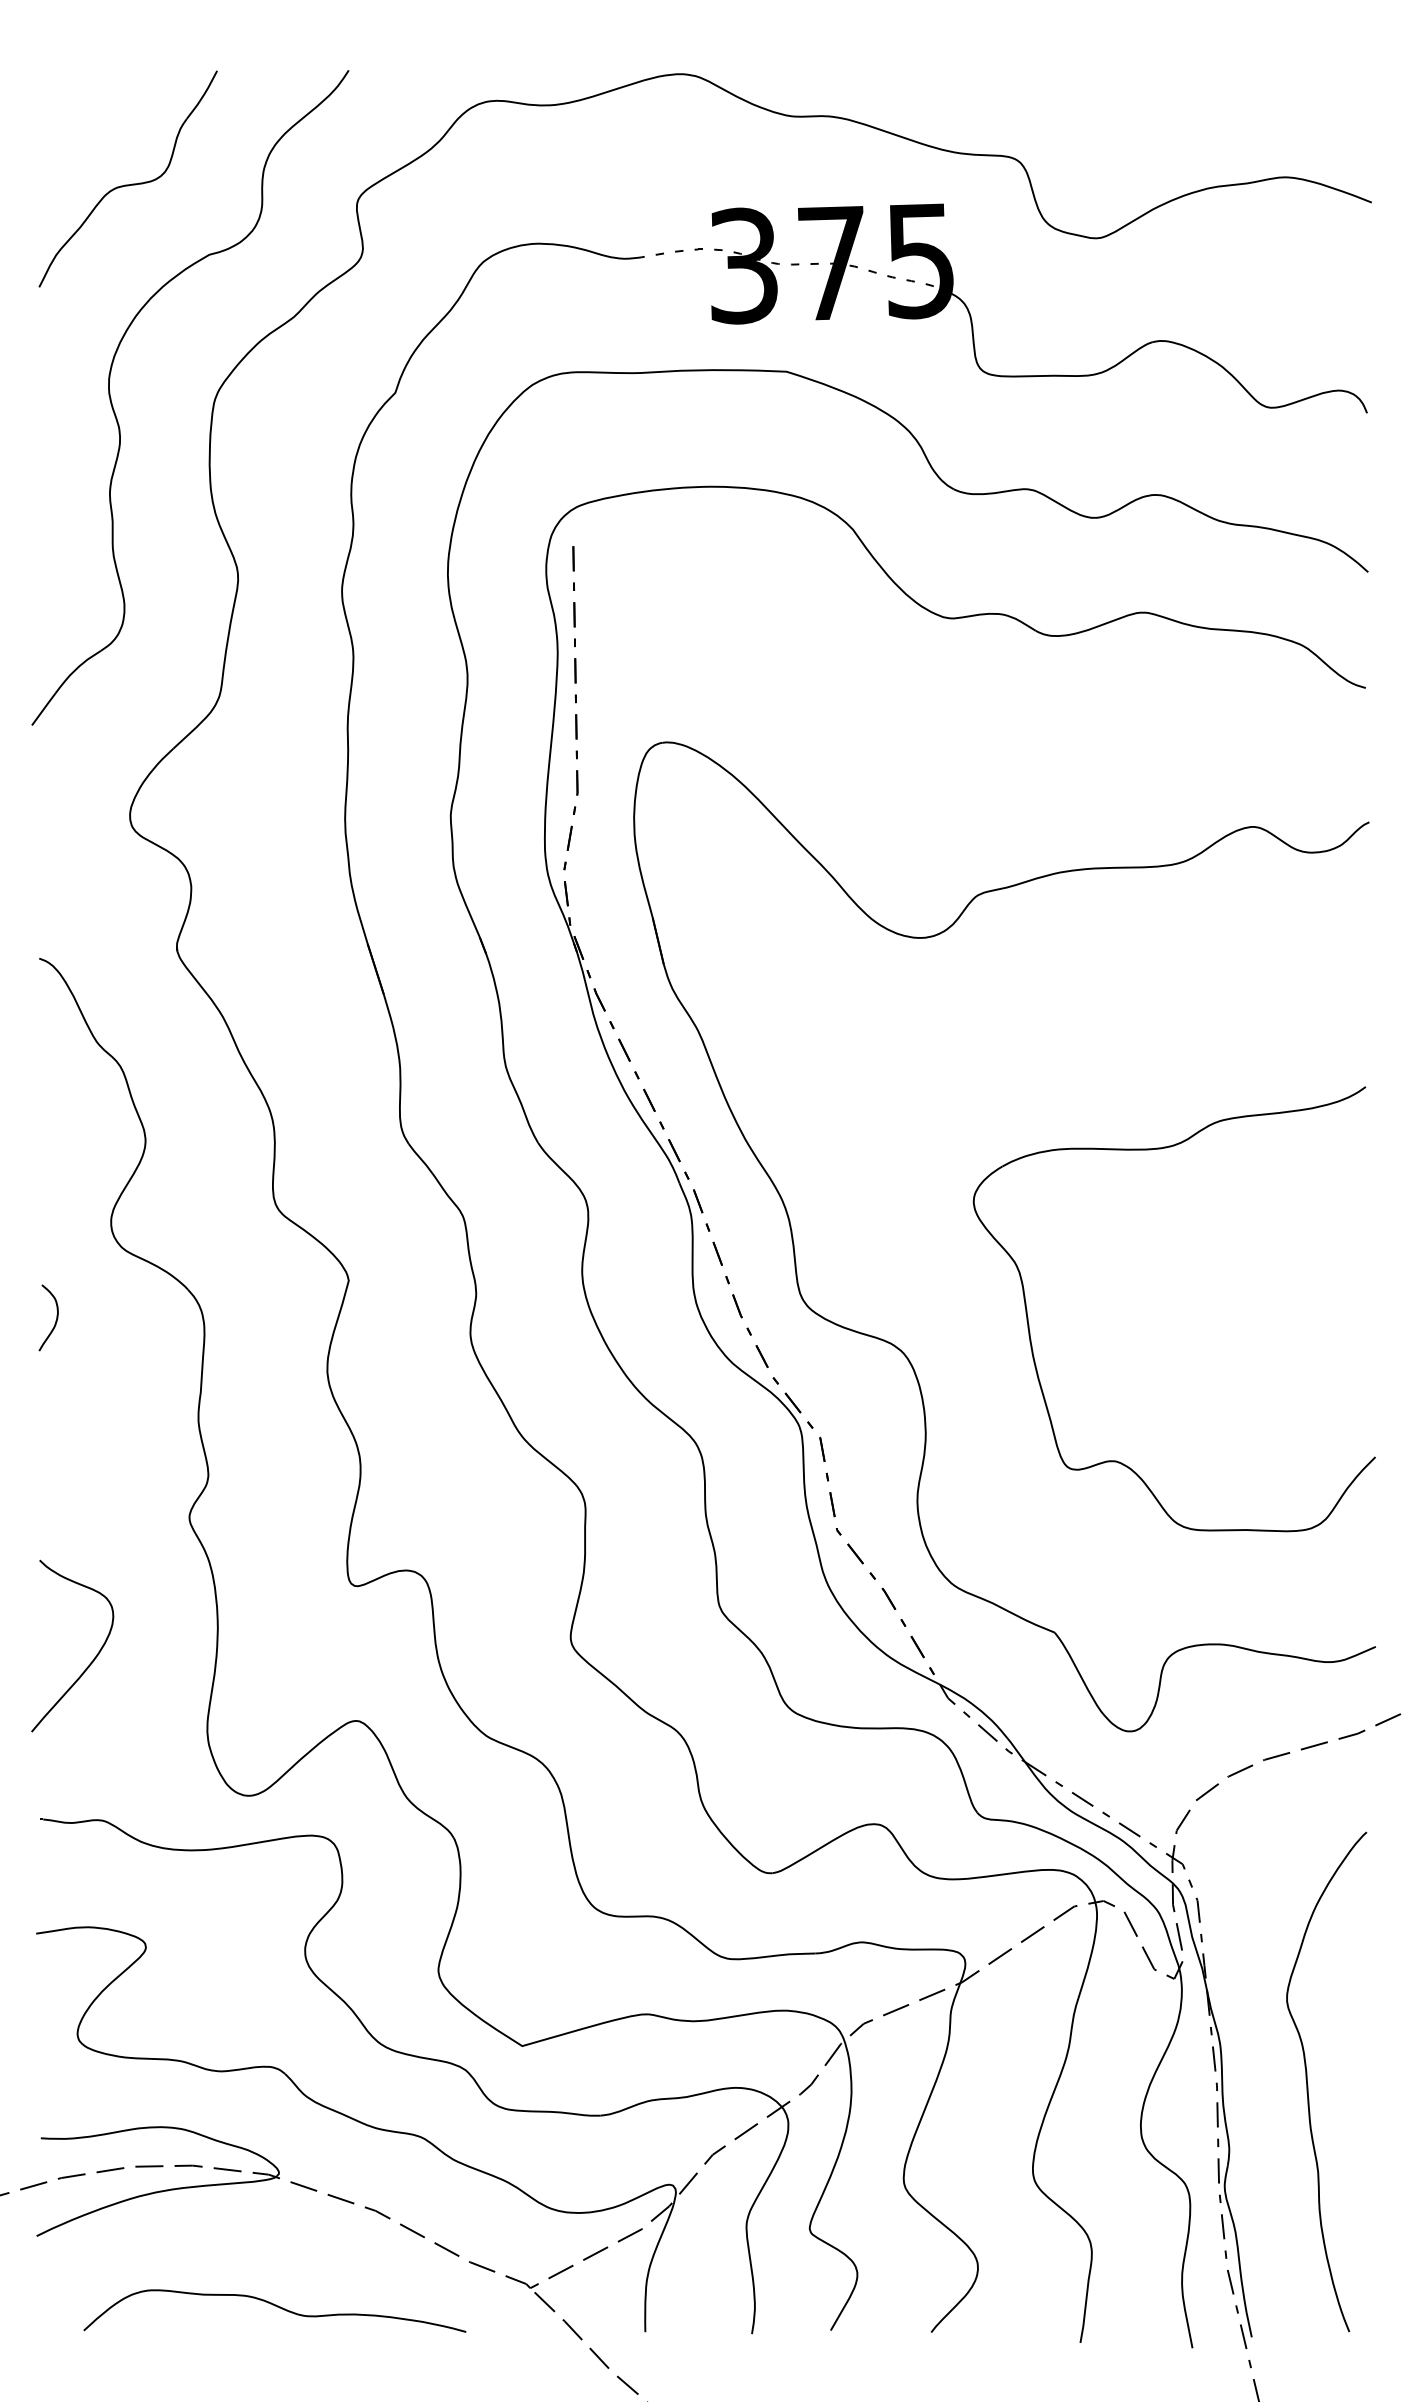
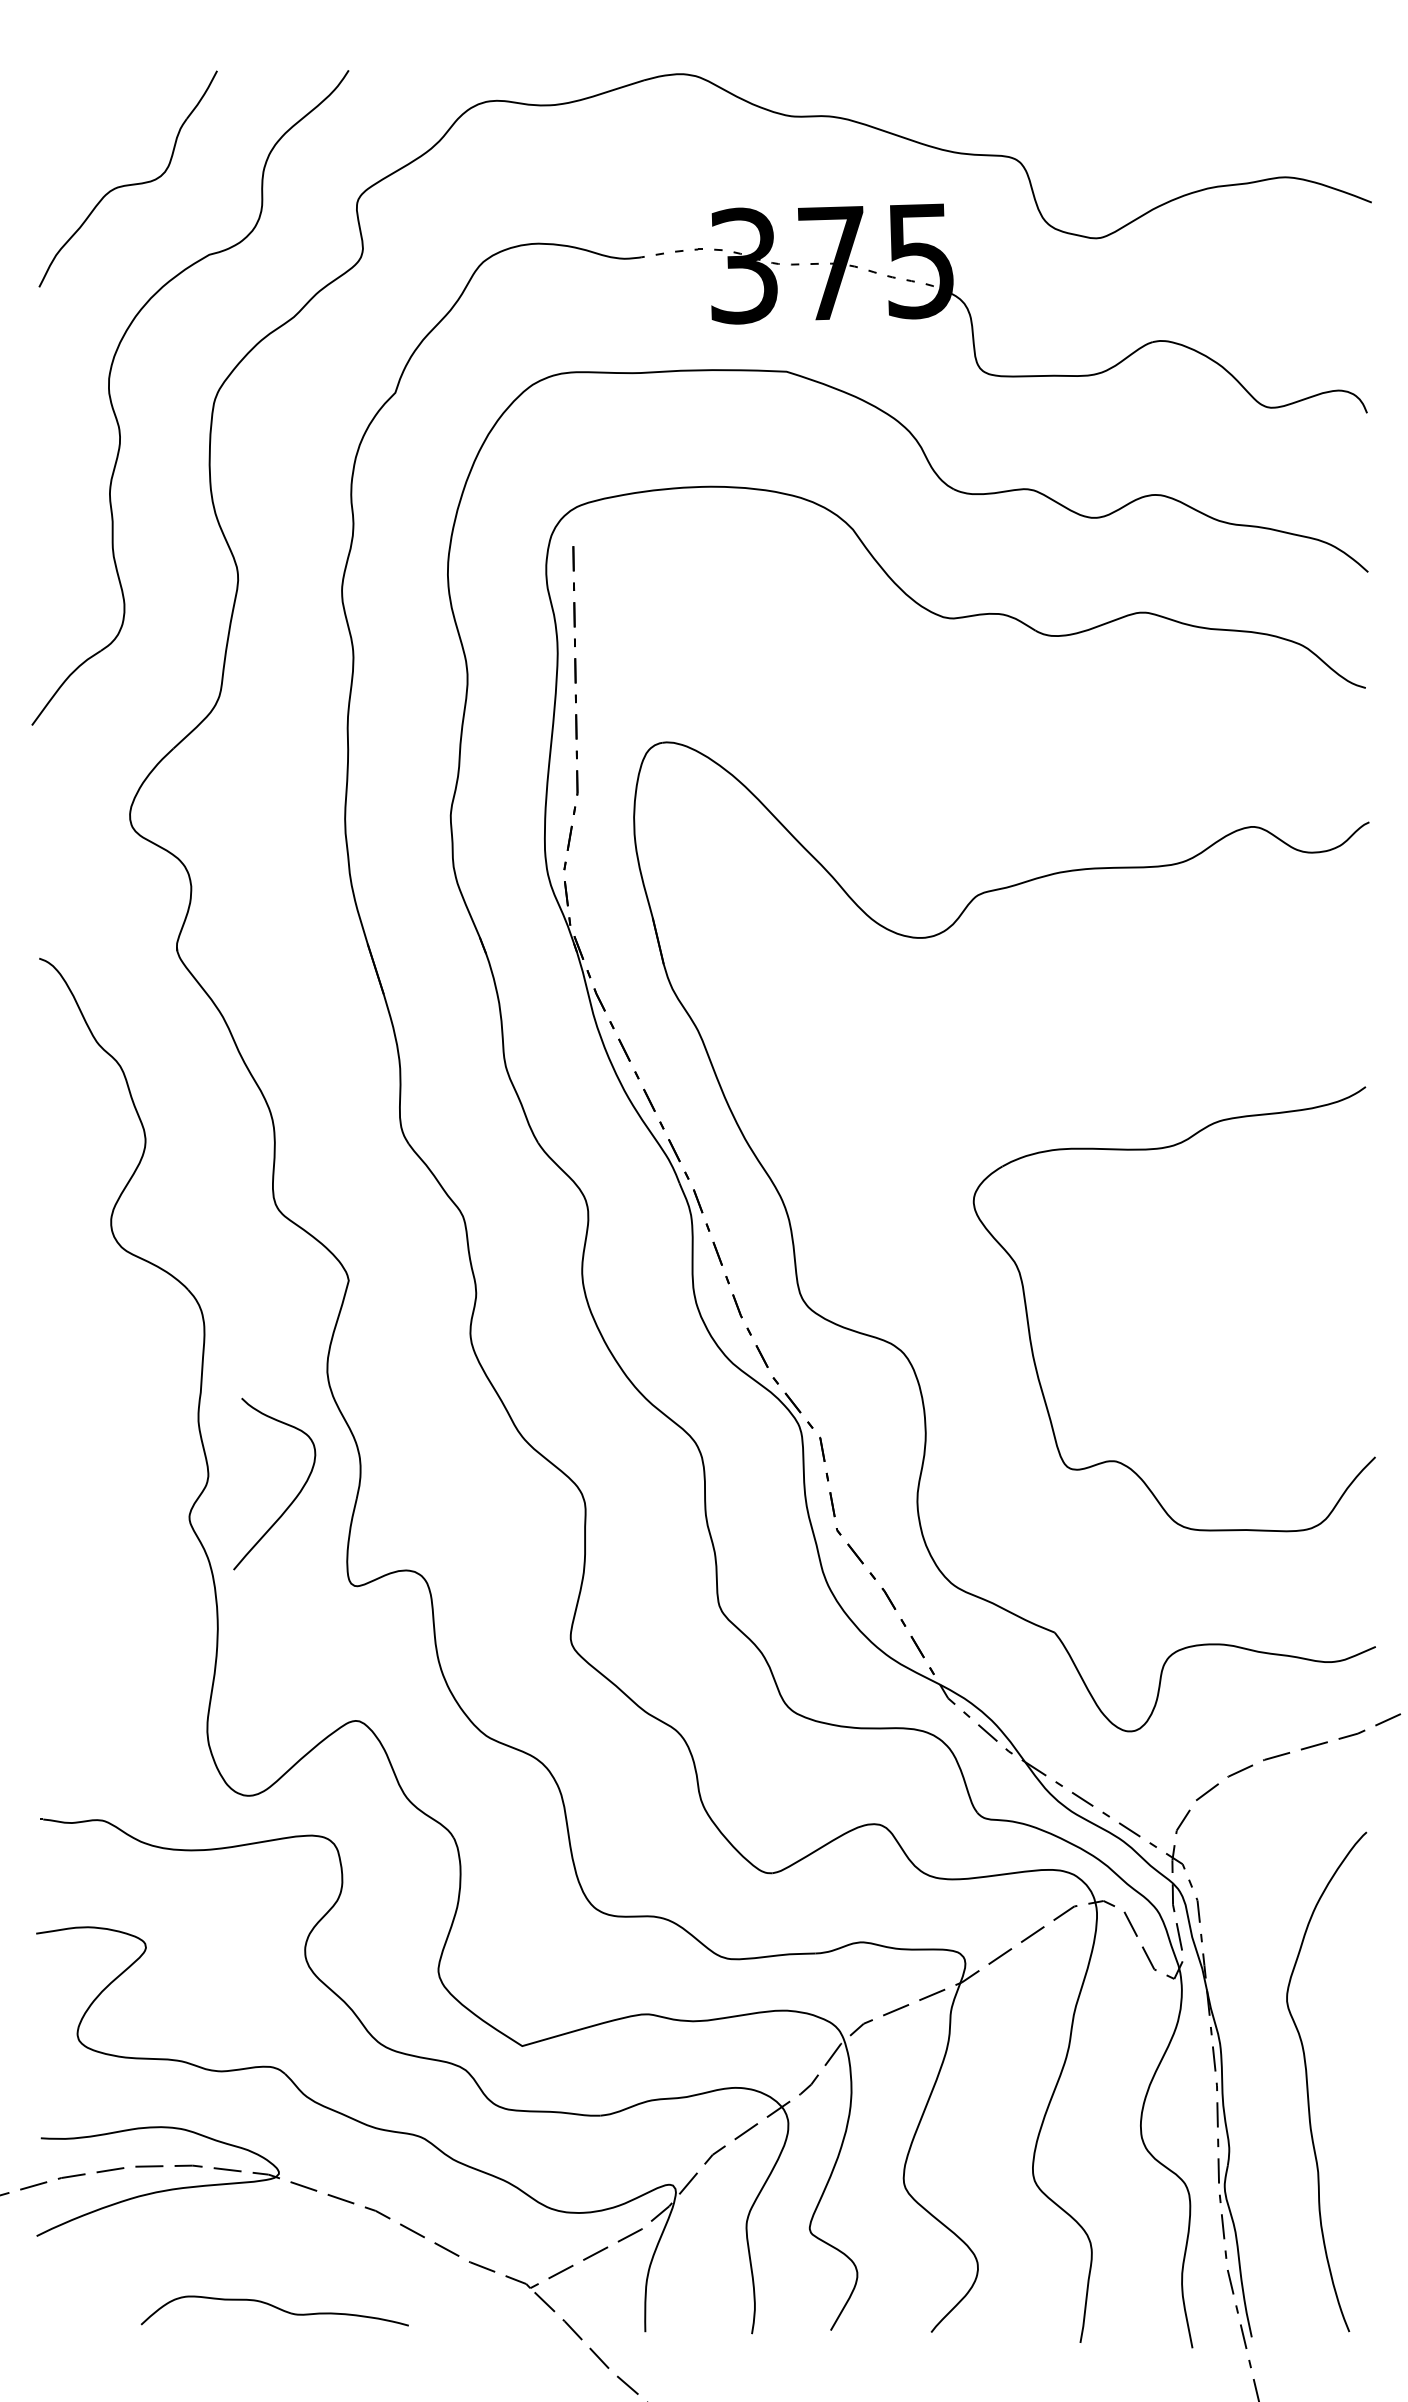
curve: present -> none (55, 1320)
curve position: (93, 1658) -> (295, 1496) (295, 1496)
part size: 384x44 px -> 269x32 px (274, 2310)
